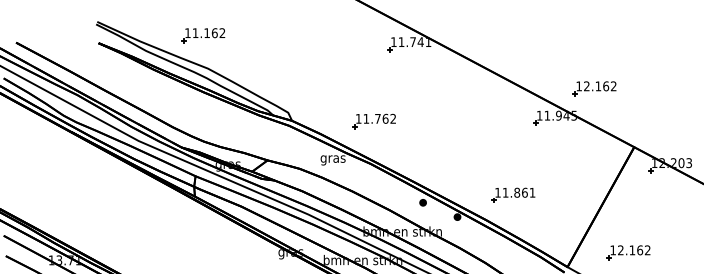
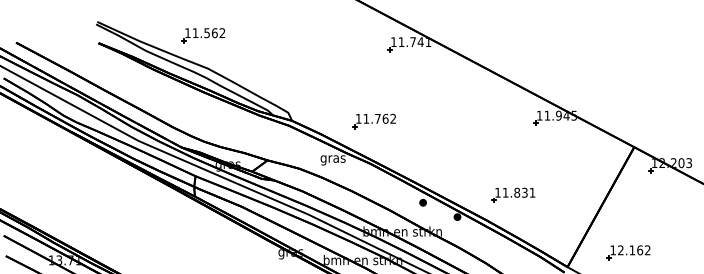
text: 11.162 -> 11.562 (206, 33)
part: present -> none (594, 88)
text: 11.861 -> 11.831 (524, 192)
